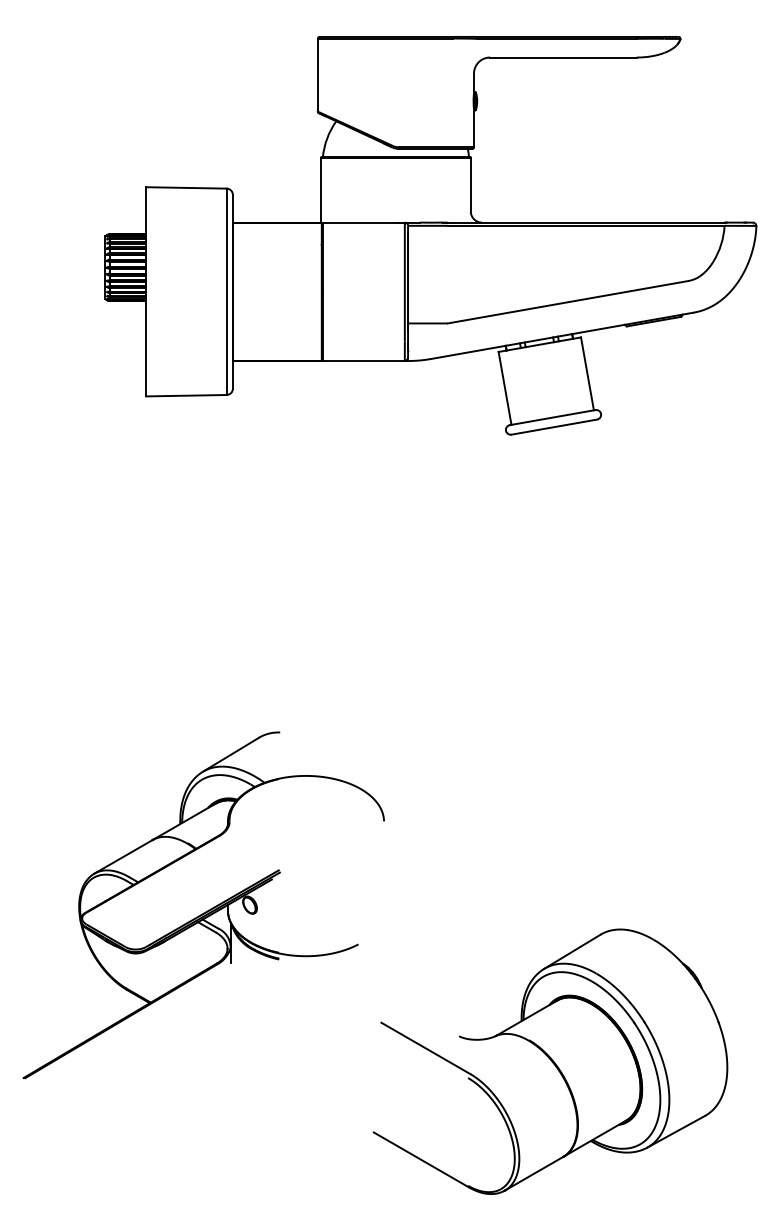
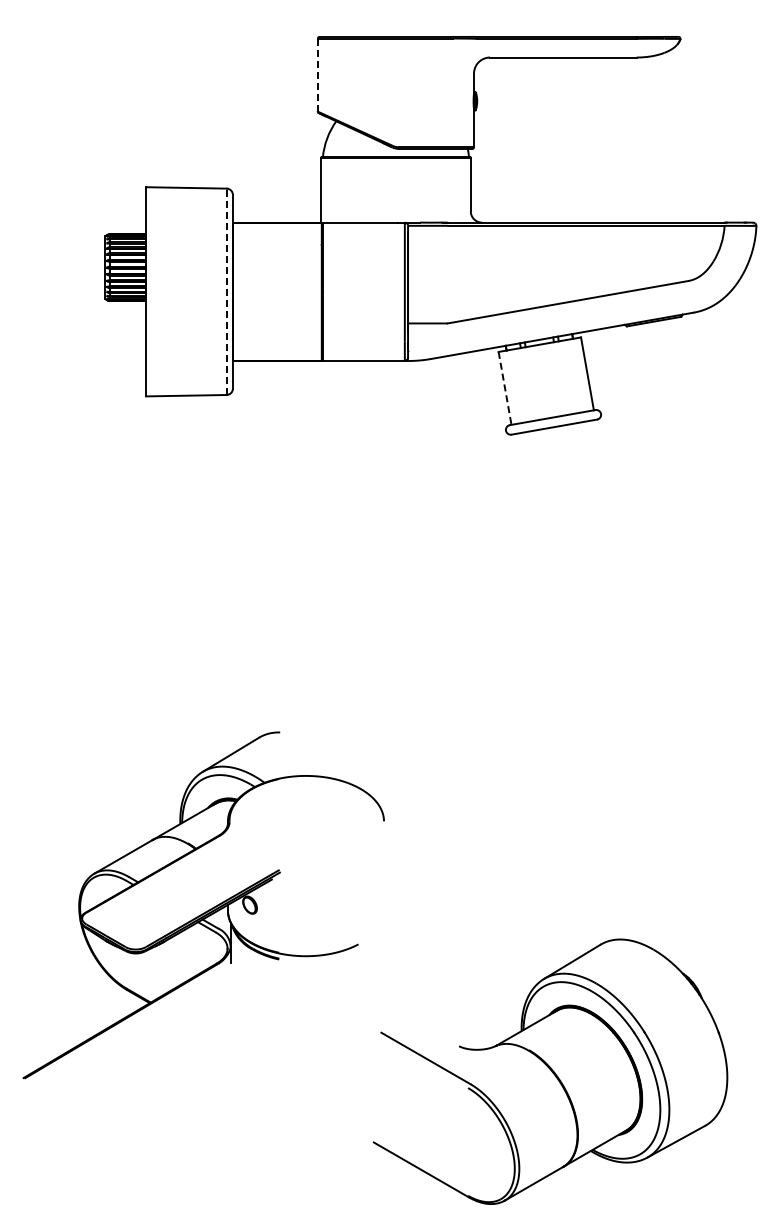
line: solid -> dashed (317, 75)
line: solid -> dashed (226, 291)
line: solid -> dashed (505, 388)
part position: (550, 1061) -> (550, 1071) (550, 1071)
